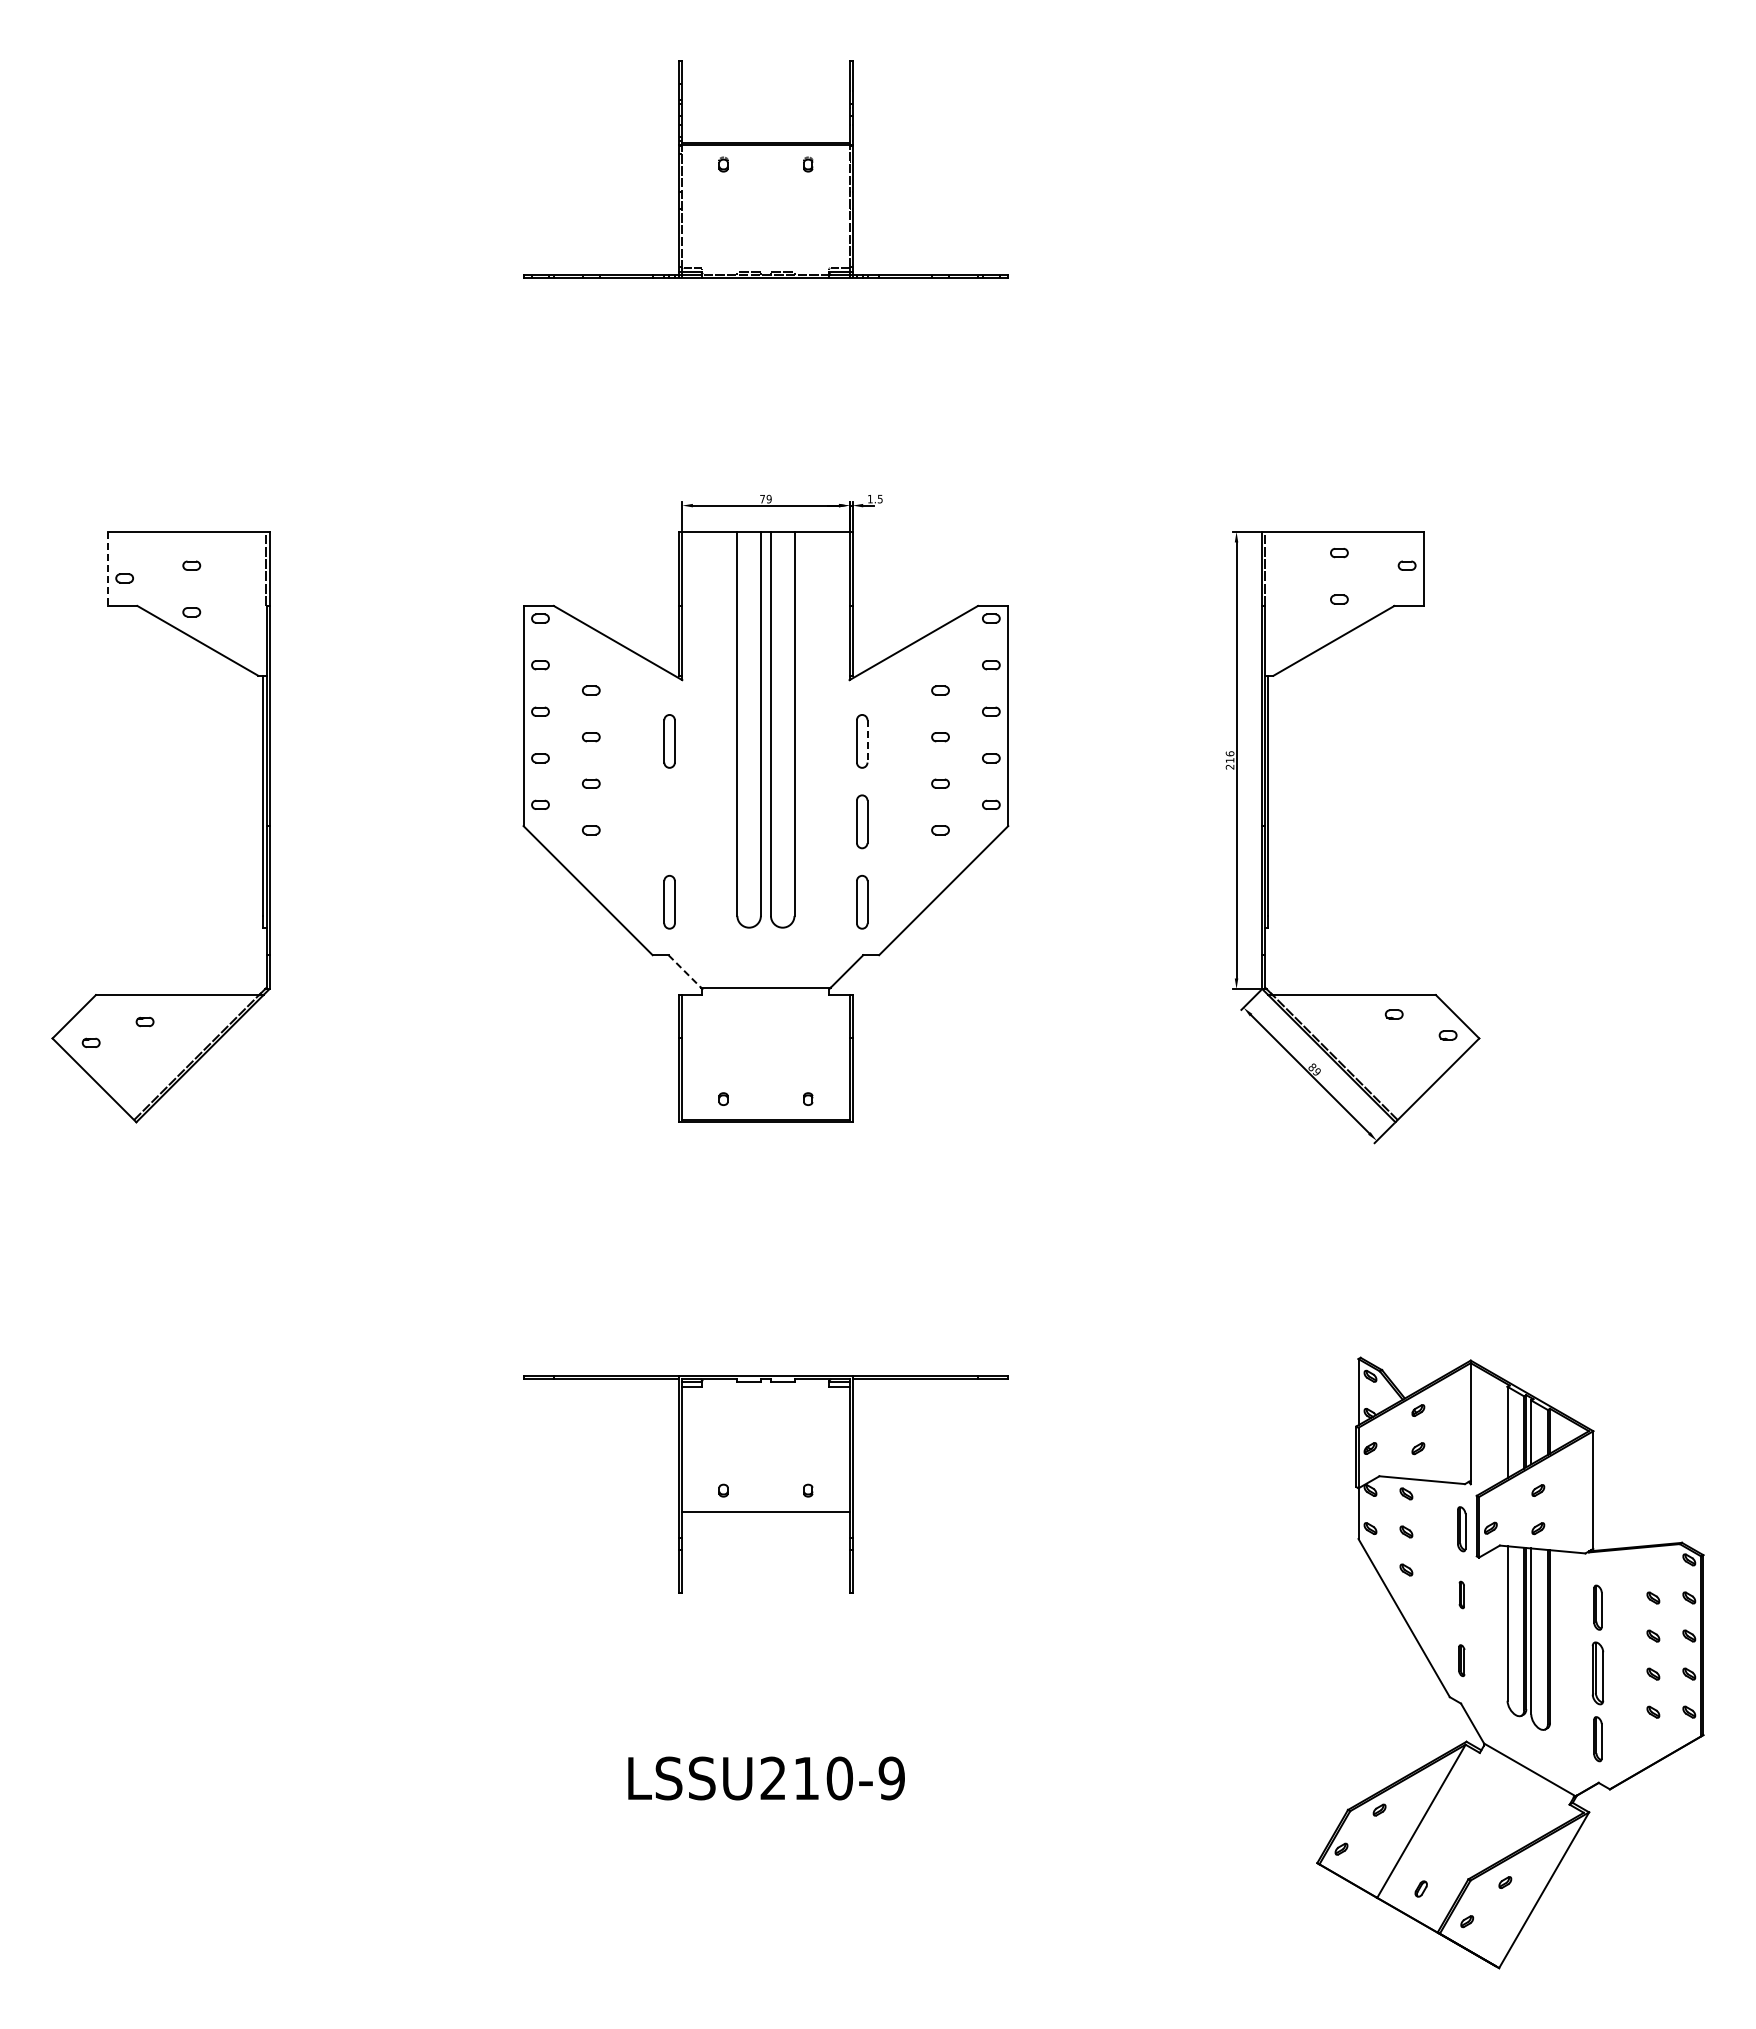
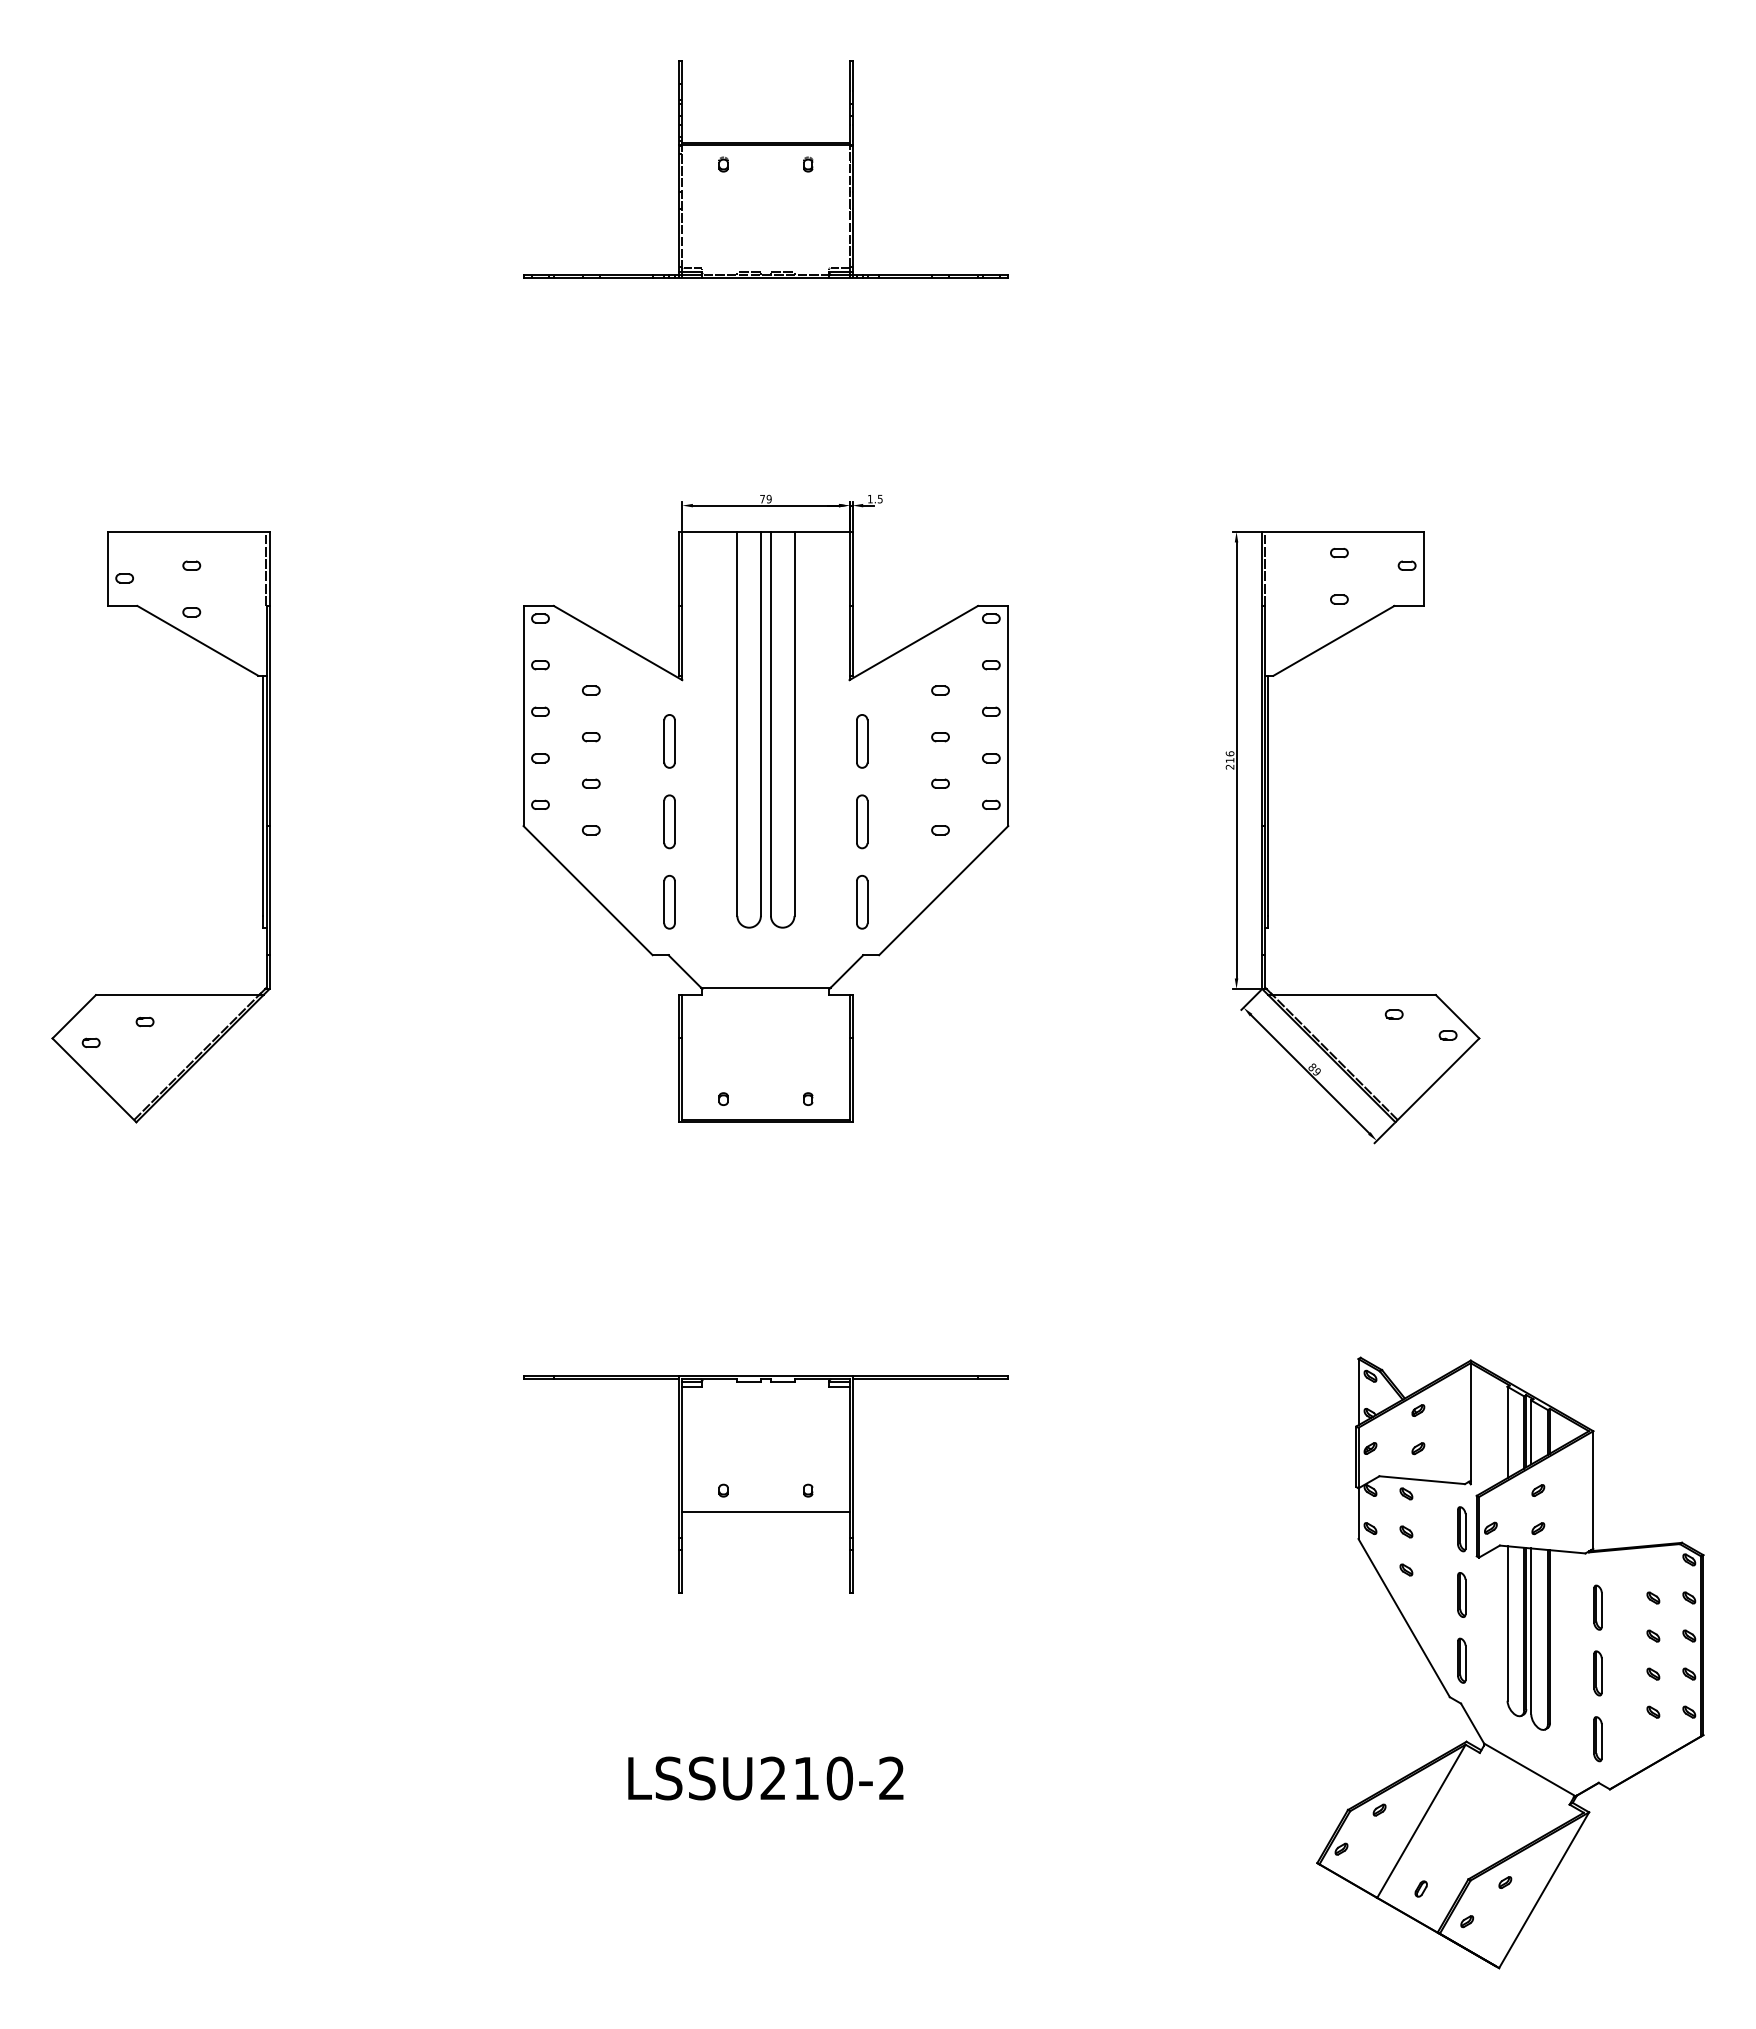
line: dashed -> solid (107, 569)
line: dashed -> solid (867, 741)
part: none -> present (669, 821)
line: dashed -> solid (685, 971)
part size: 7x30 px -> 10x46 px (1461, 1594)
part size: 8x33 px -> 10x47 px (1461, 1660)
part size: 14x65 px -> 10x47 px (1597, 1673)
text: LSSU210-9 -> LSSU210-2 (891, 1778)
